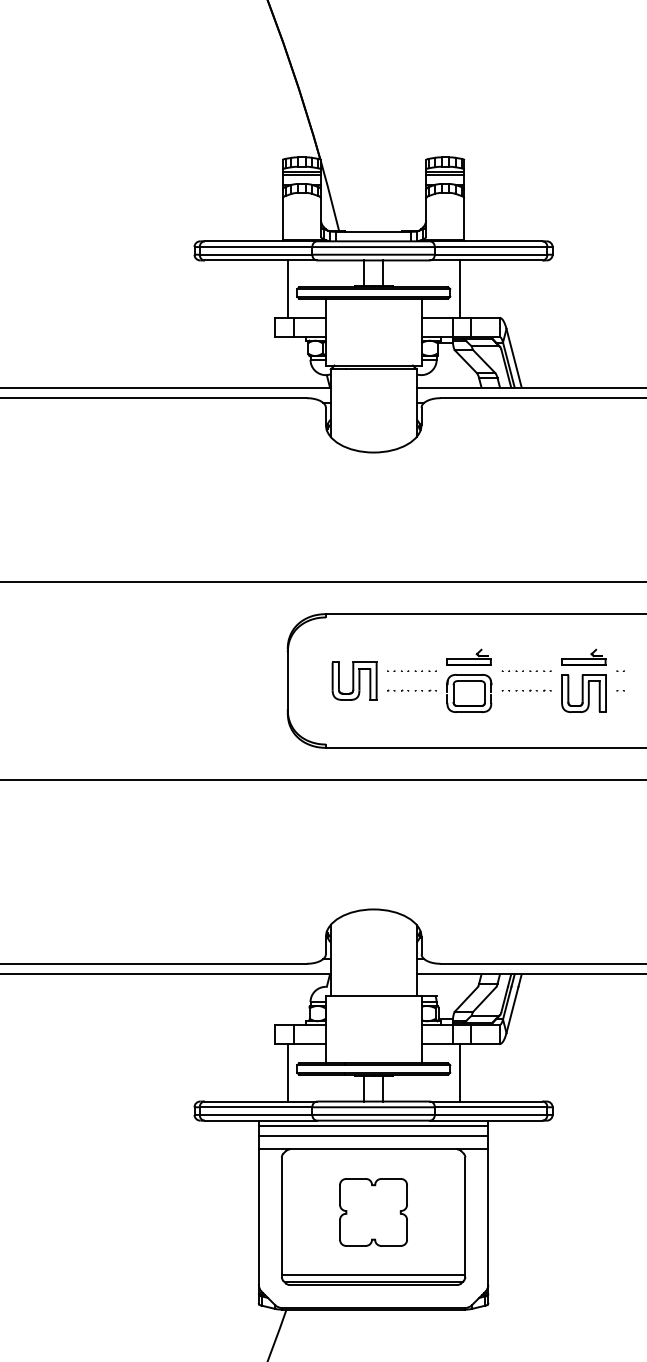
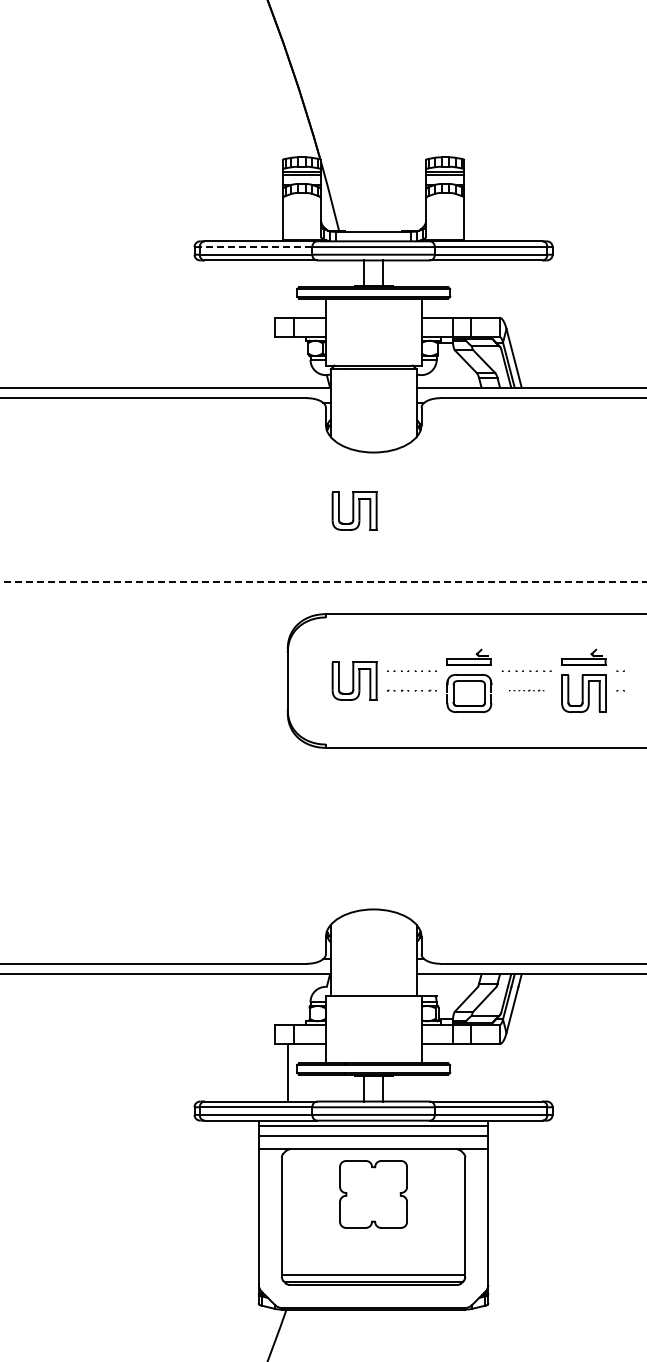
line: solid -> dashed (255, 247)
line: present -> none (287, 288)
line: present -> none (459, 288)
part: none -> present (354, 510)
line: solid -> dashed (323, 581)
part size: 51x3 px -> 36x3 px (526, 690)
line: present -> none (322, 780)
line: present -> none (459, 1072)
part position: (373, 1212) -> (373, 1194) (373, 1194)
